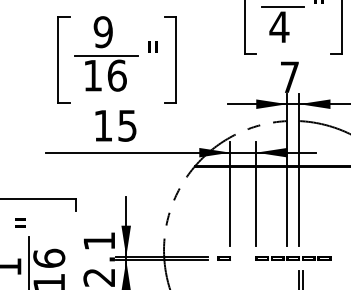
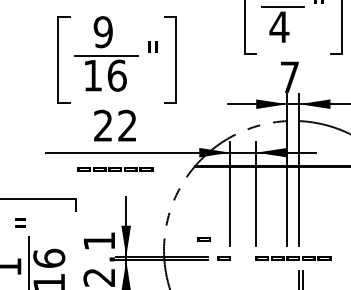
text: 15 -> 22 (115, 125)
line: none -> present (115, 168)
part: none -> present (203, 239)
